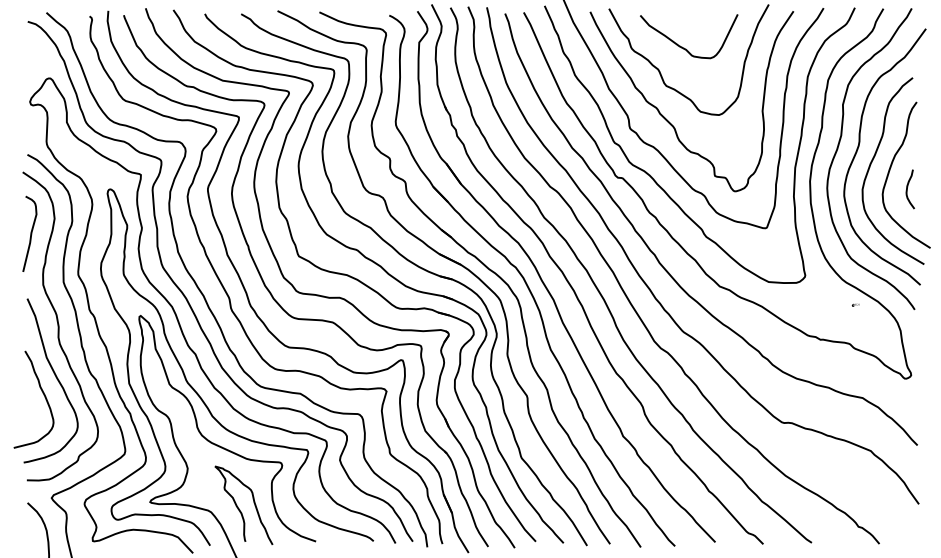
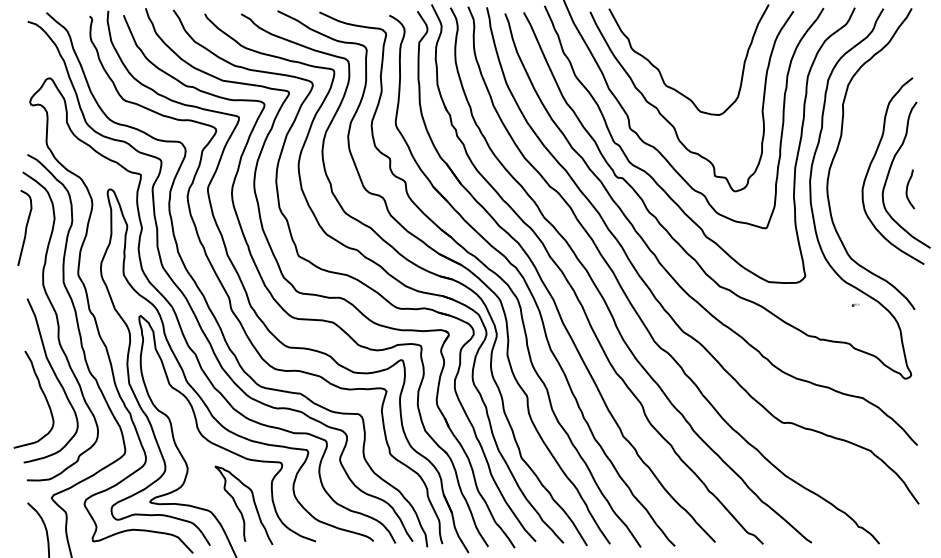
curve: present -> none (684, 47)
curve: present -> none (859, 146)
curve position: (30, 233) -> (25, 227) (25, 227)
